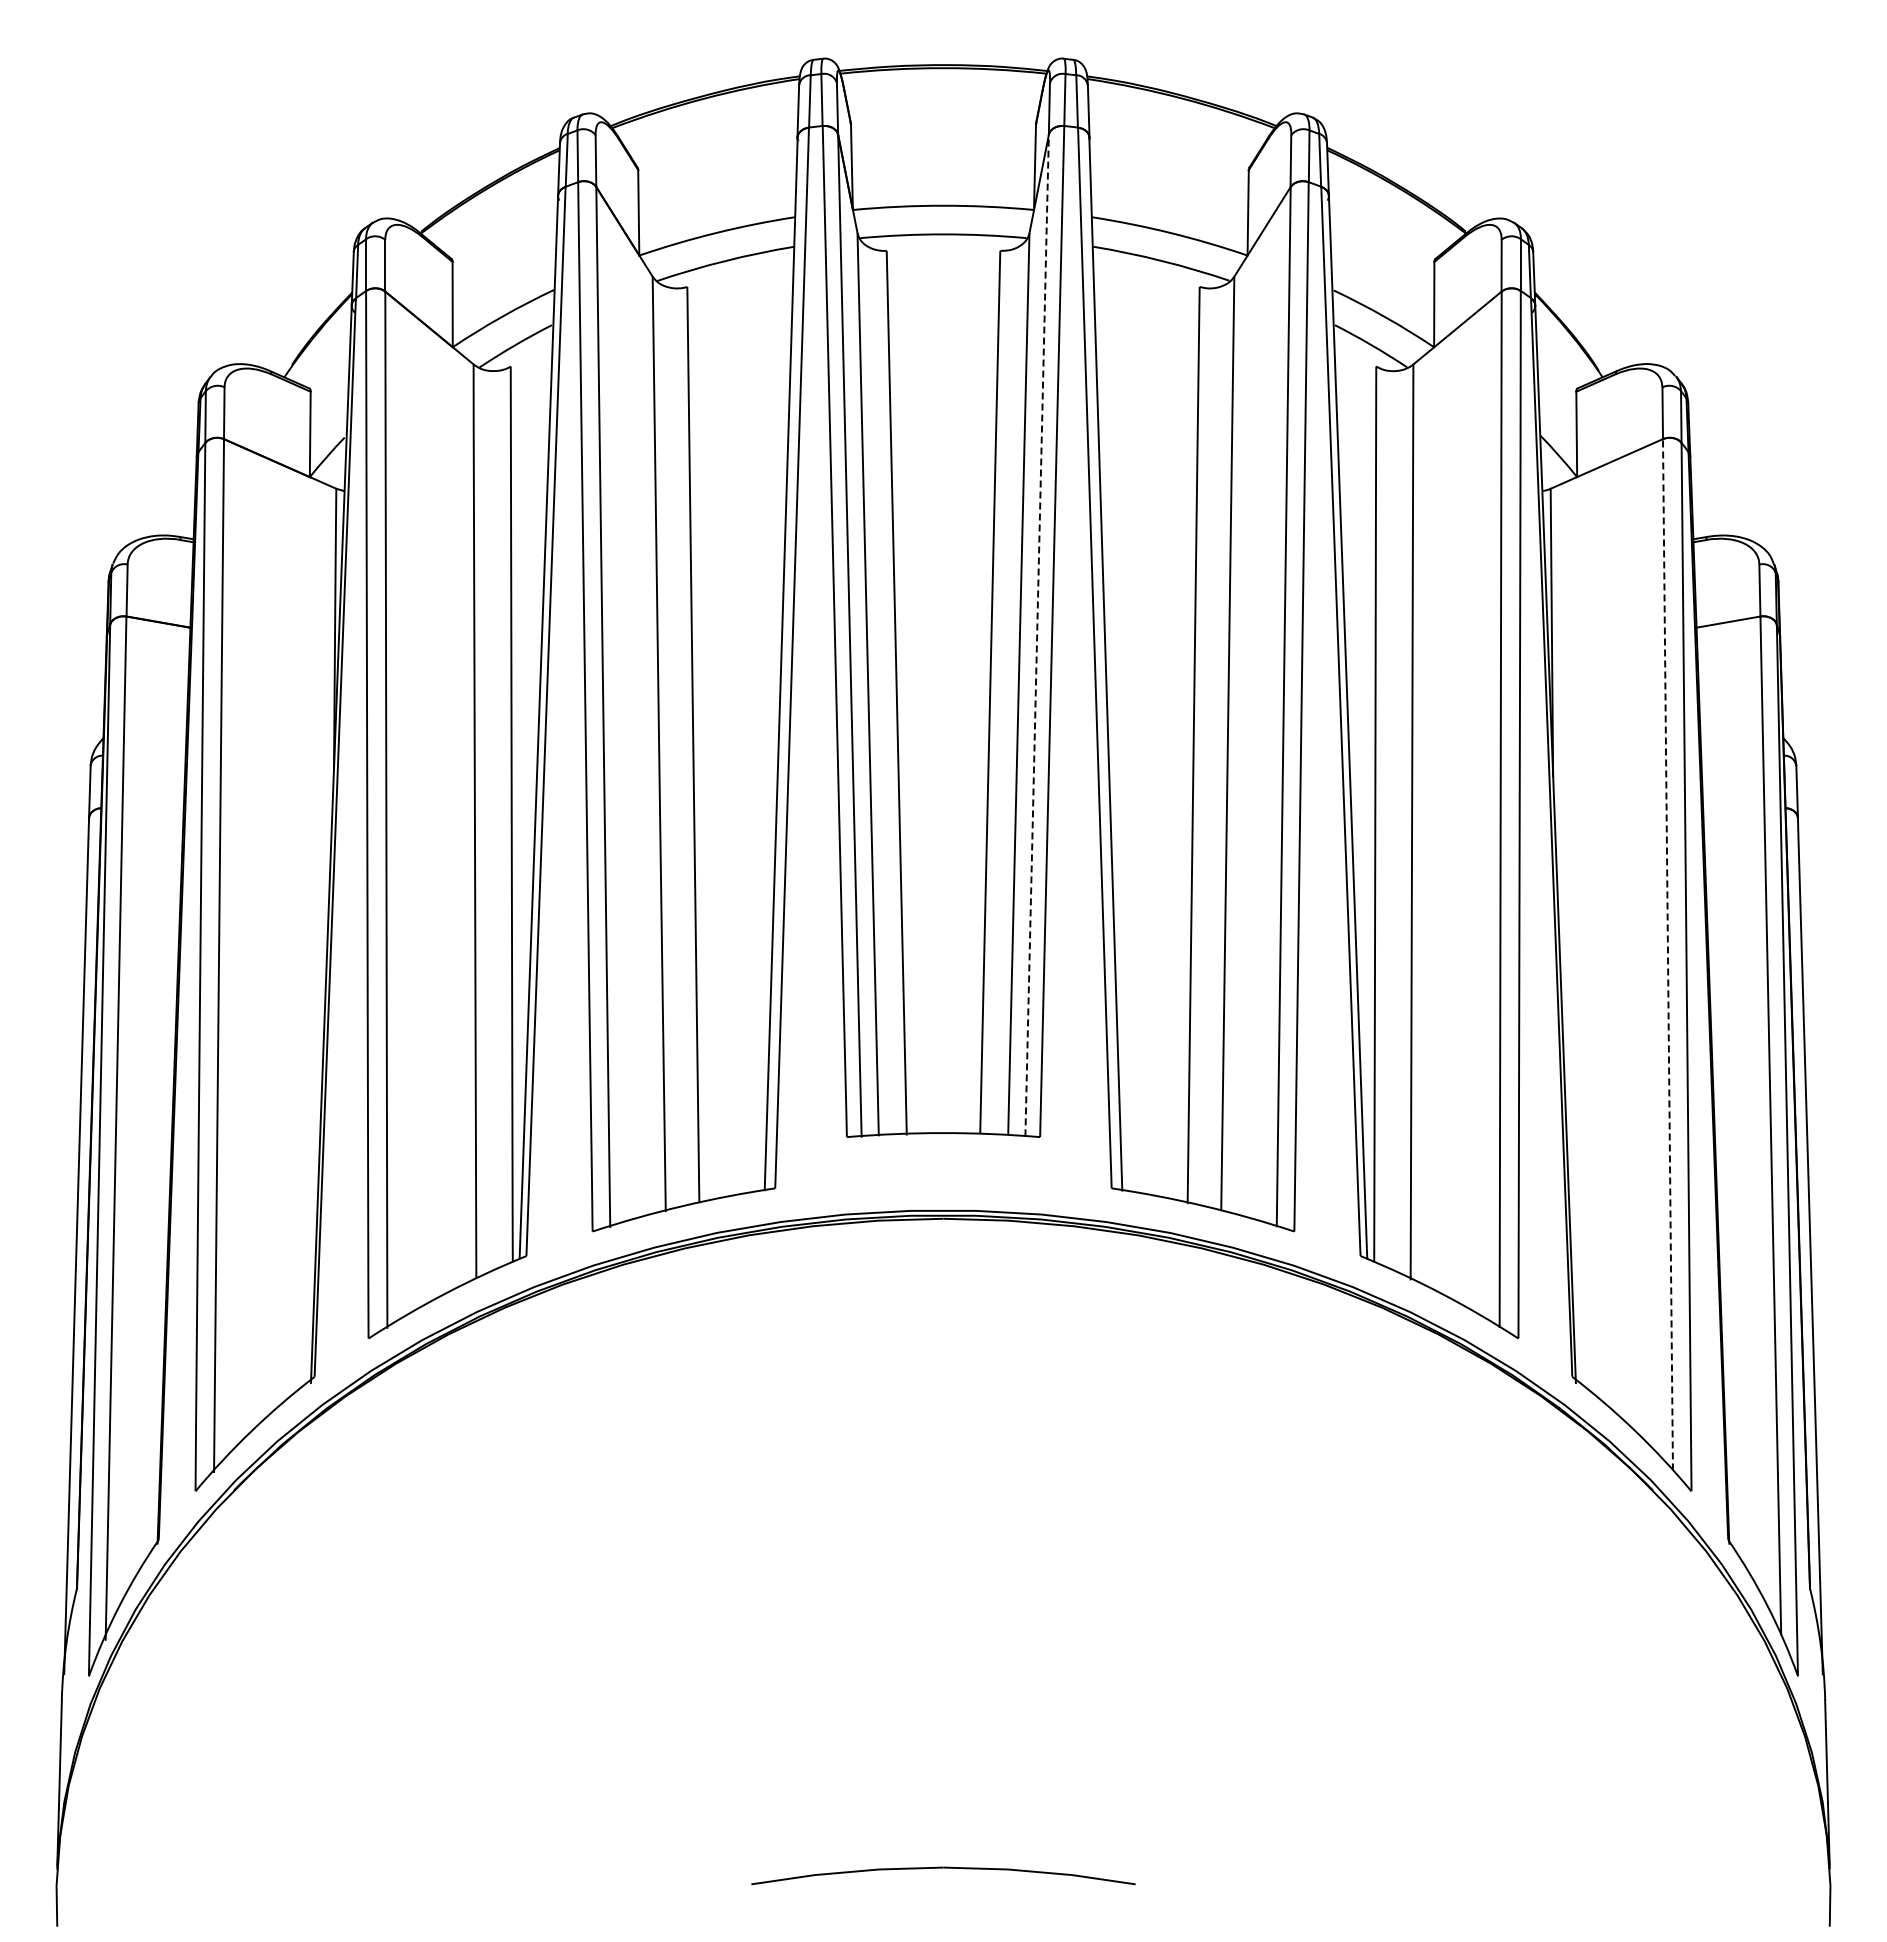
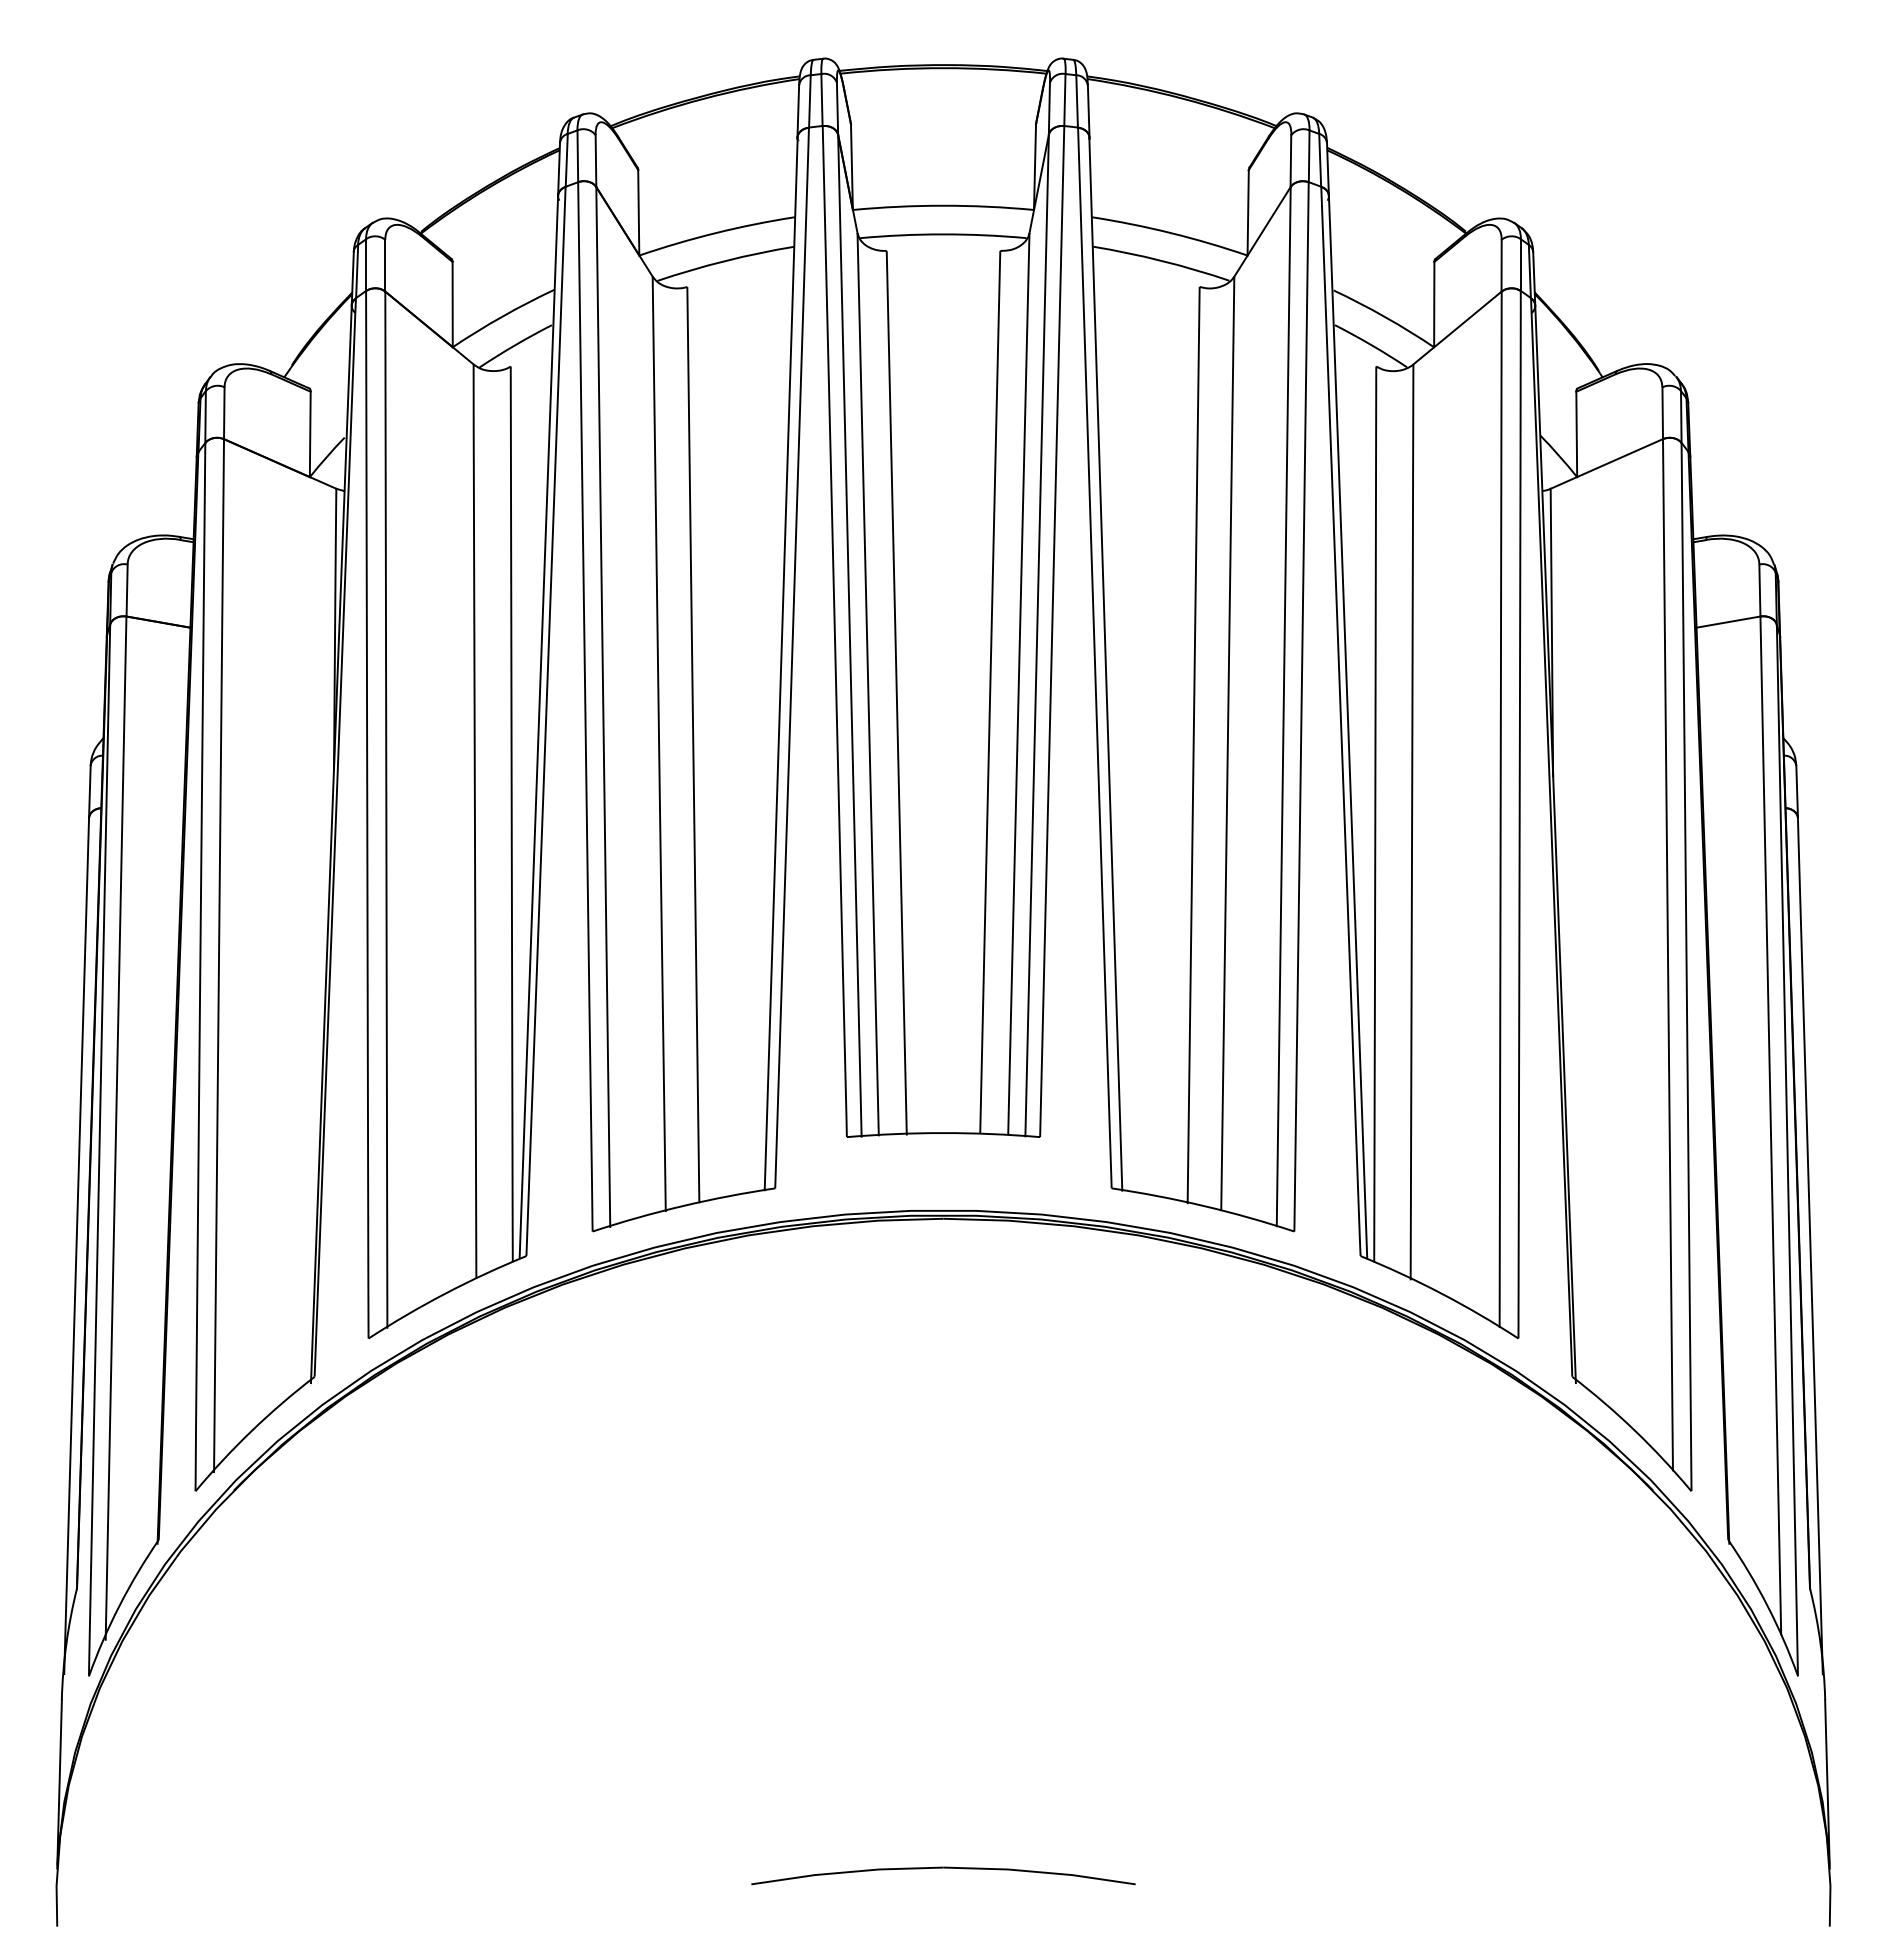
line: dashed -> solid (1037, 635)
line: dashed -> solid (1667, 954)
